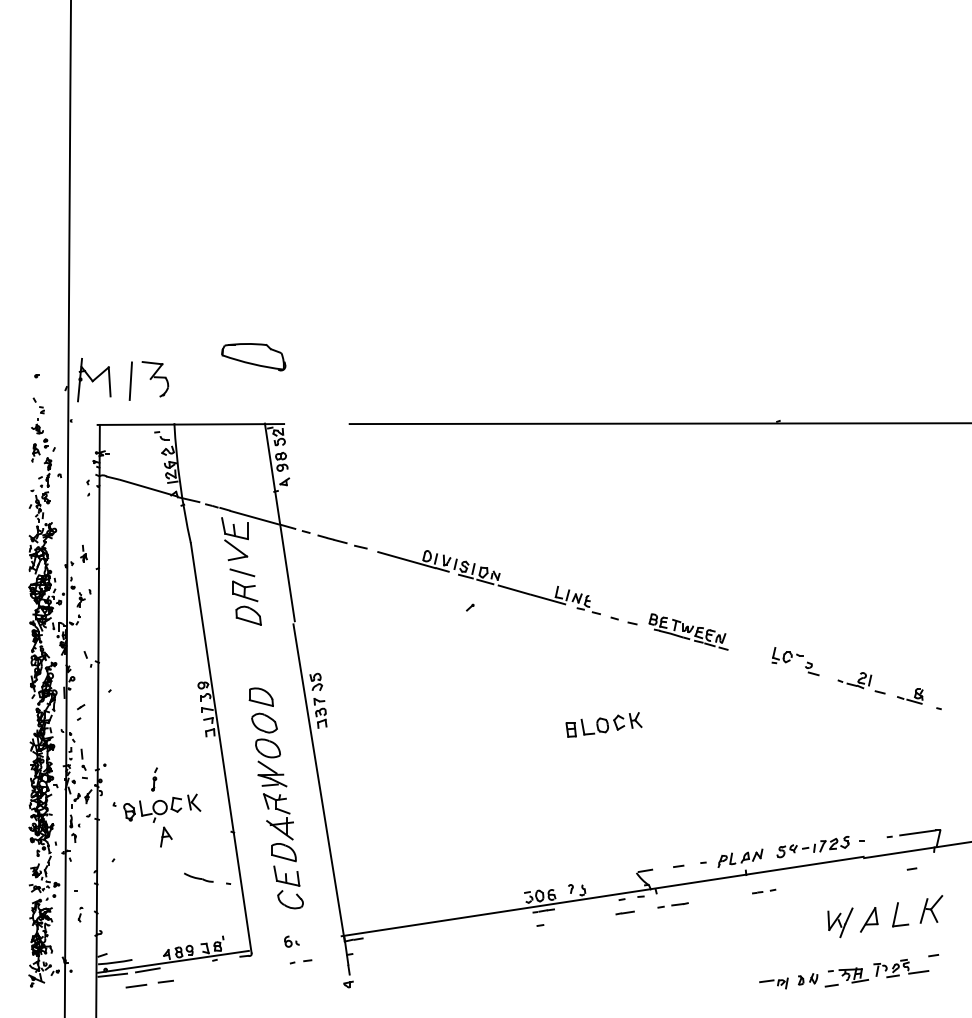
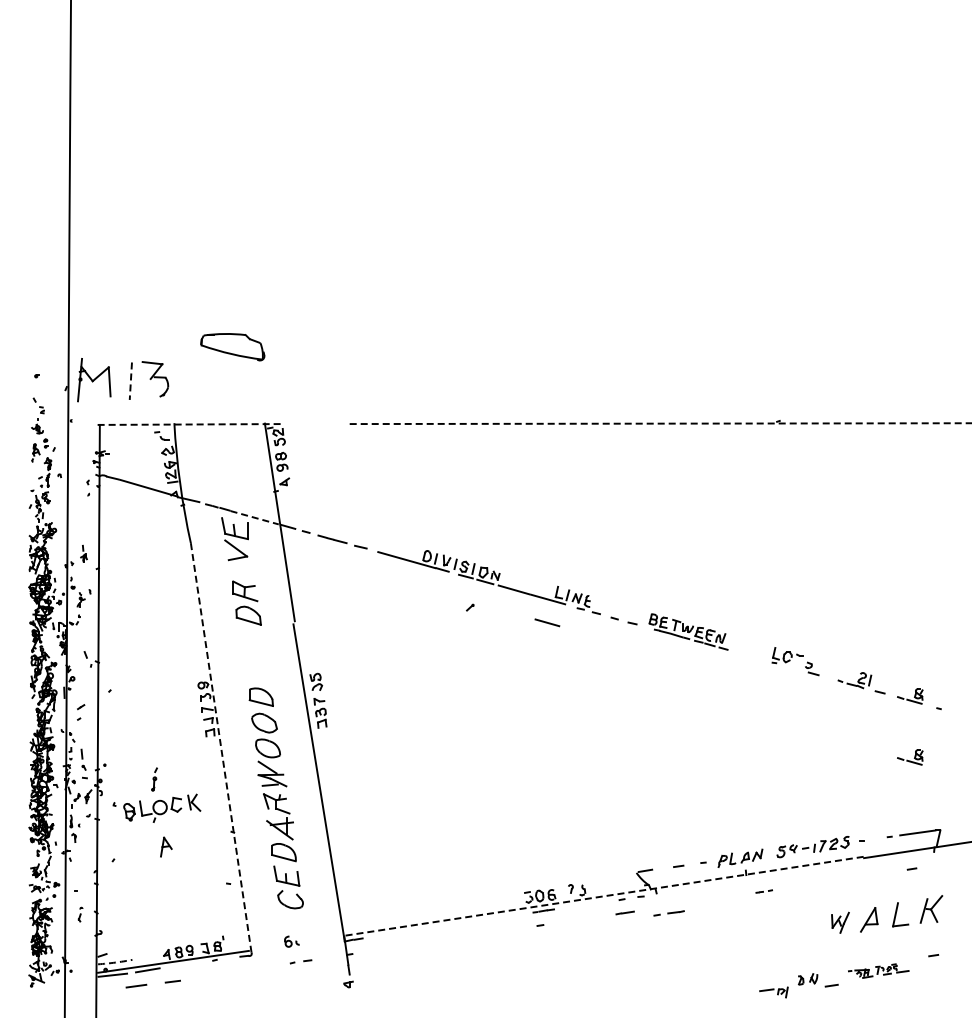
part position: (253, 357) -> (232, 347) (232, 347)
line: solid -> dashed (130, 381)
line: solid -> dashed (660, 423)
line: solid -> dashed (191, 424)
line: solid -> dashed (255, 517)
line position: (242, 572) -> (547, 622) (547, 622)
part: present -> none (603, 724)
line: solid -> dashed (221, 748)
part: none -> present (910, 757)
part position: (166, 836) -> (166, 846) (166, 846)
part: present -> none (198, 877)
part size: 25x7 px -> 18x5 px (763, 891)
line: solid -> dashed (602, 896)
part position: (672, 905) -> (668, 913) (668, 913)
part size: 27x32 px -> 19x23 px (840, 922)
arc: solid -> dashed (115, 962)
part size: 102x26 px -> 62x16 px (878, 970)
line position: (165, 981) -> (172, 981) (172, 981)
part position: (773, 983) -> (773, 992) (773, 992)
